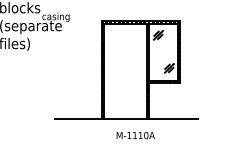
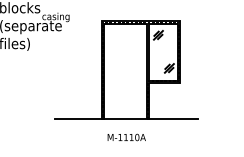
text position: (135, 135) -> (126, 137) (126, 137)
